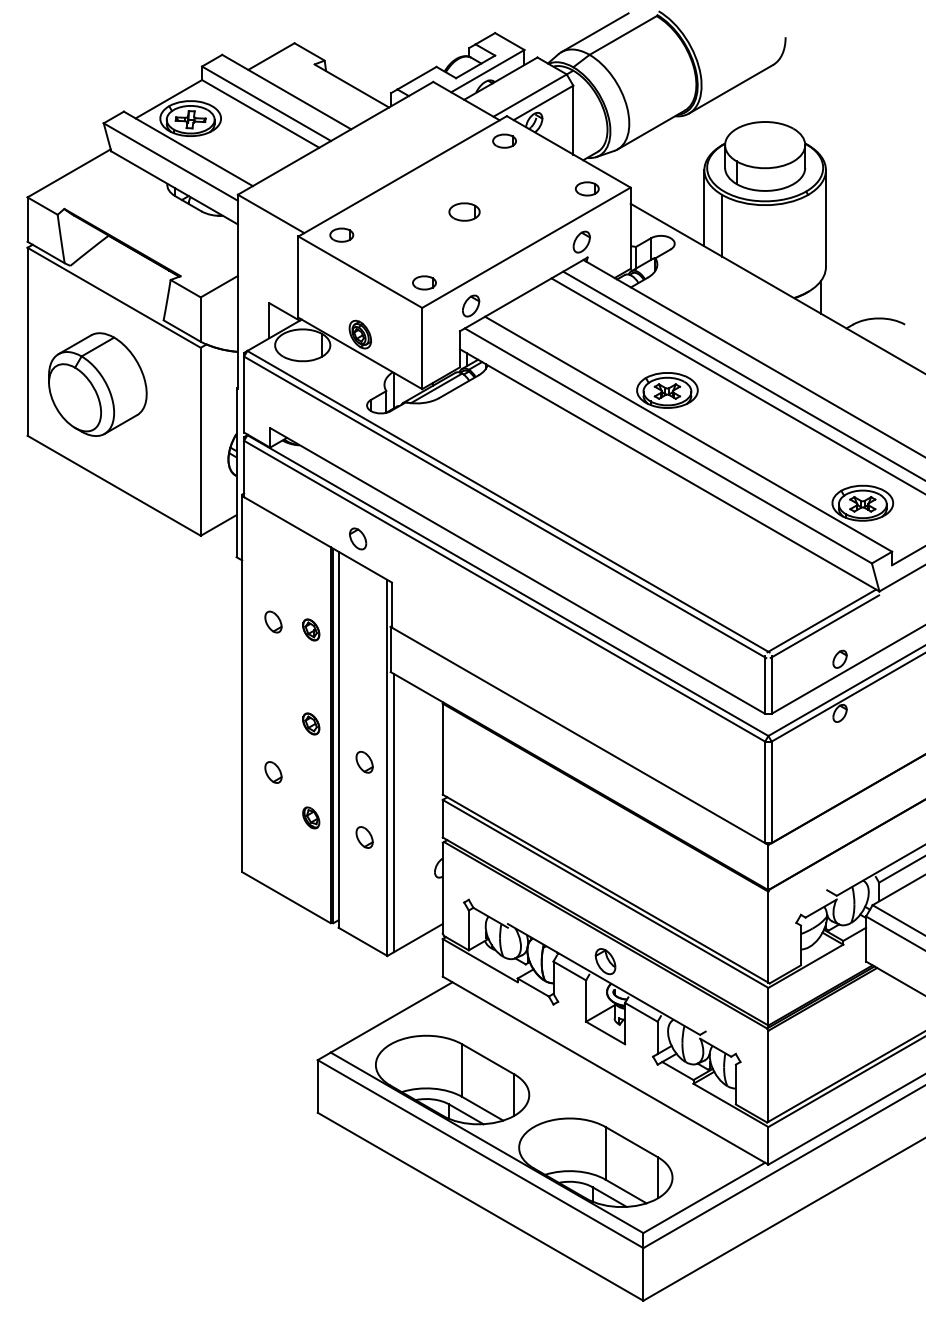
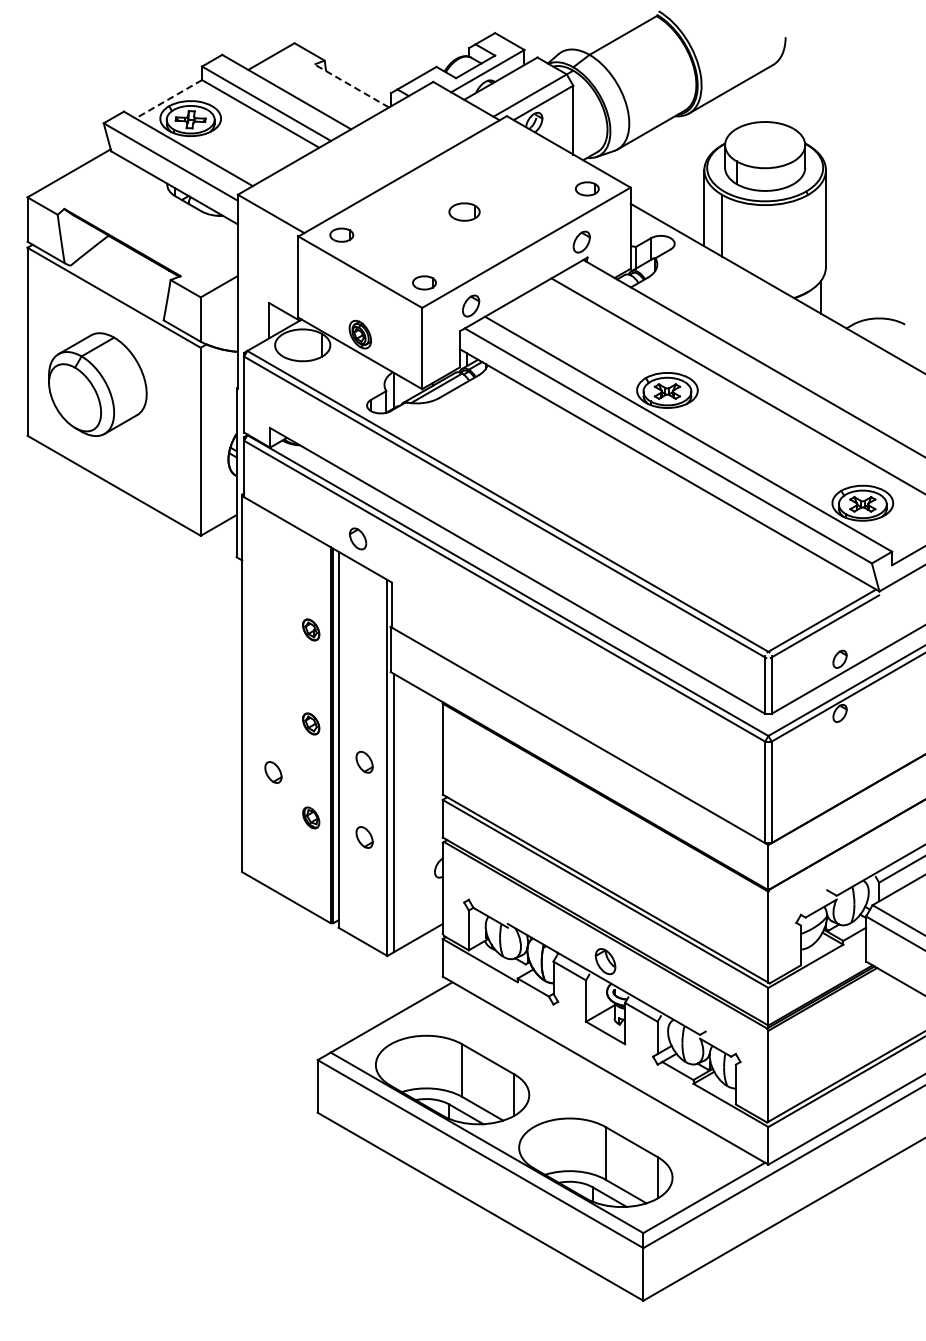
line: present -> none (594, 32)
line: solid -> dashed (351, 85)
line: solid -> dashed (168, 99)
part: present -> none (504, 140)
line: present -> none (742, 375)
part: present -> none (273, 621)
